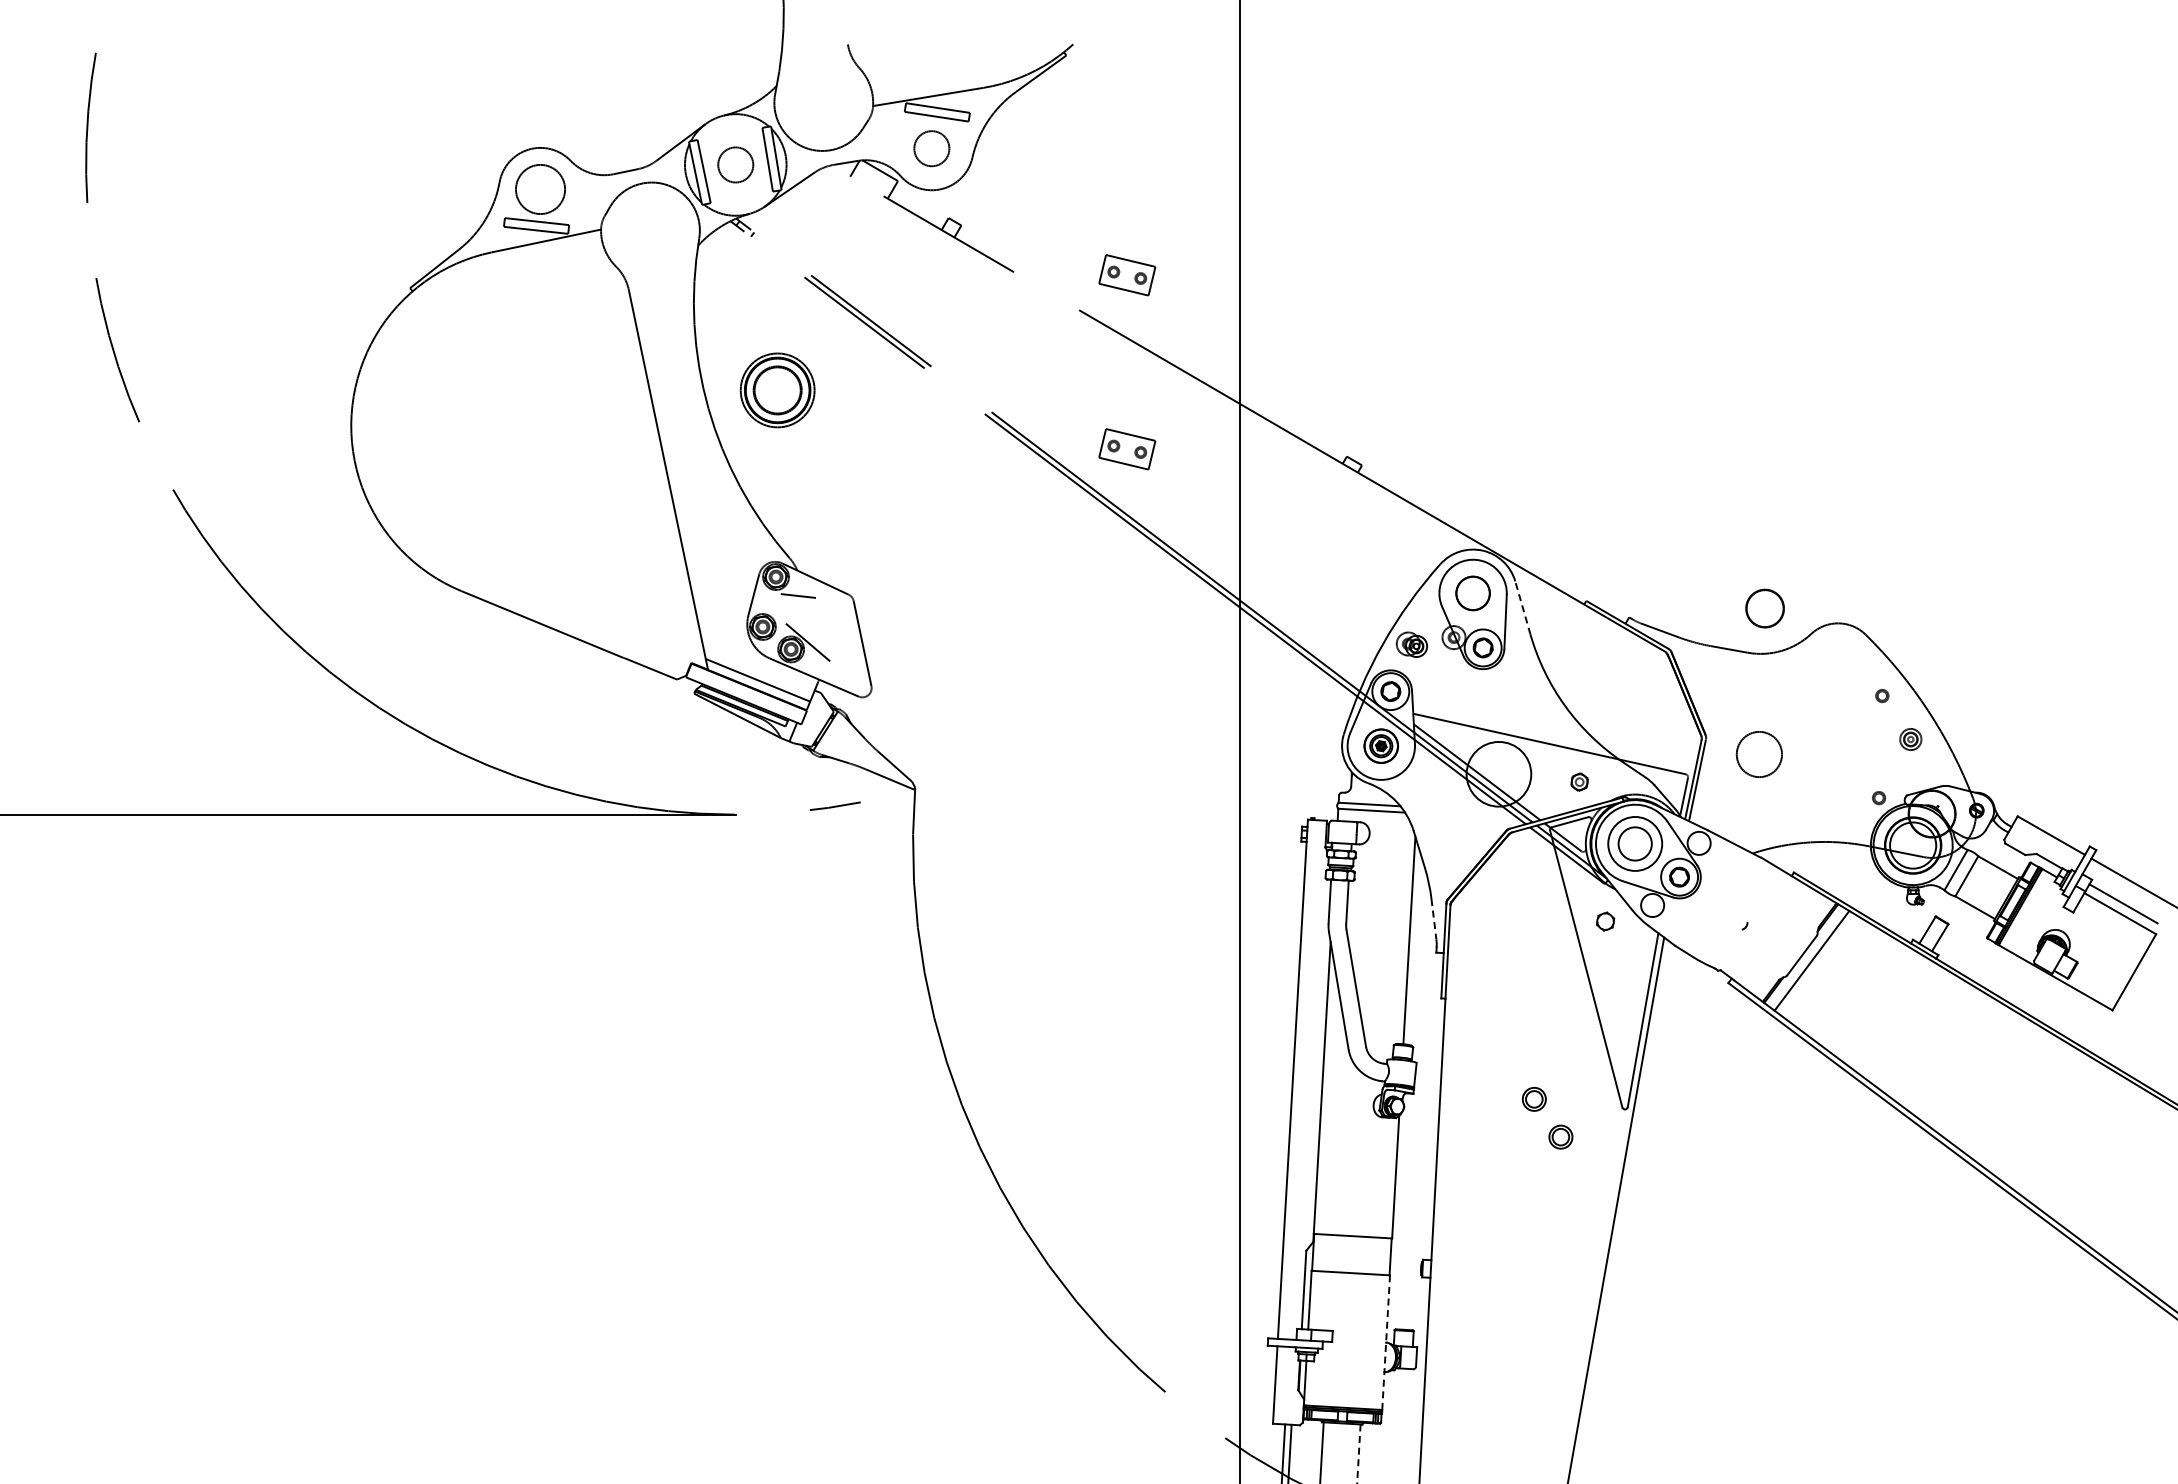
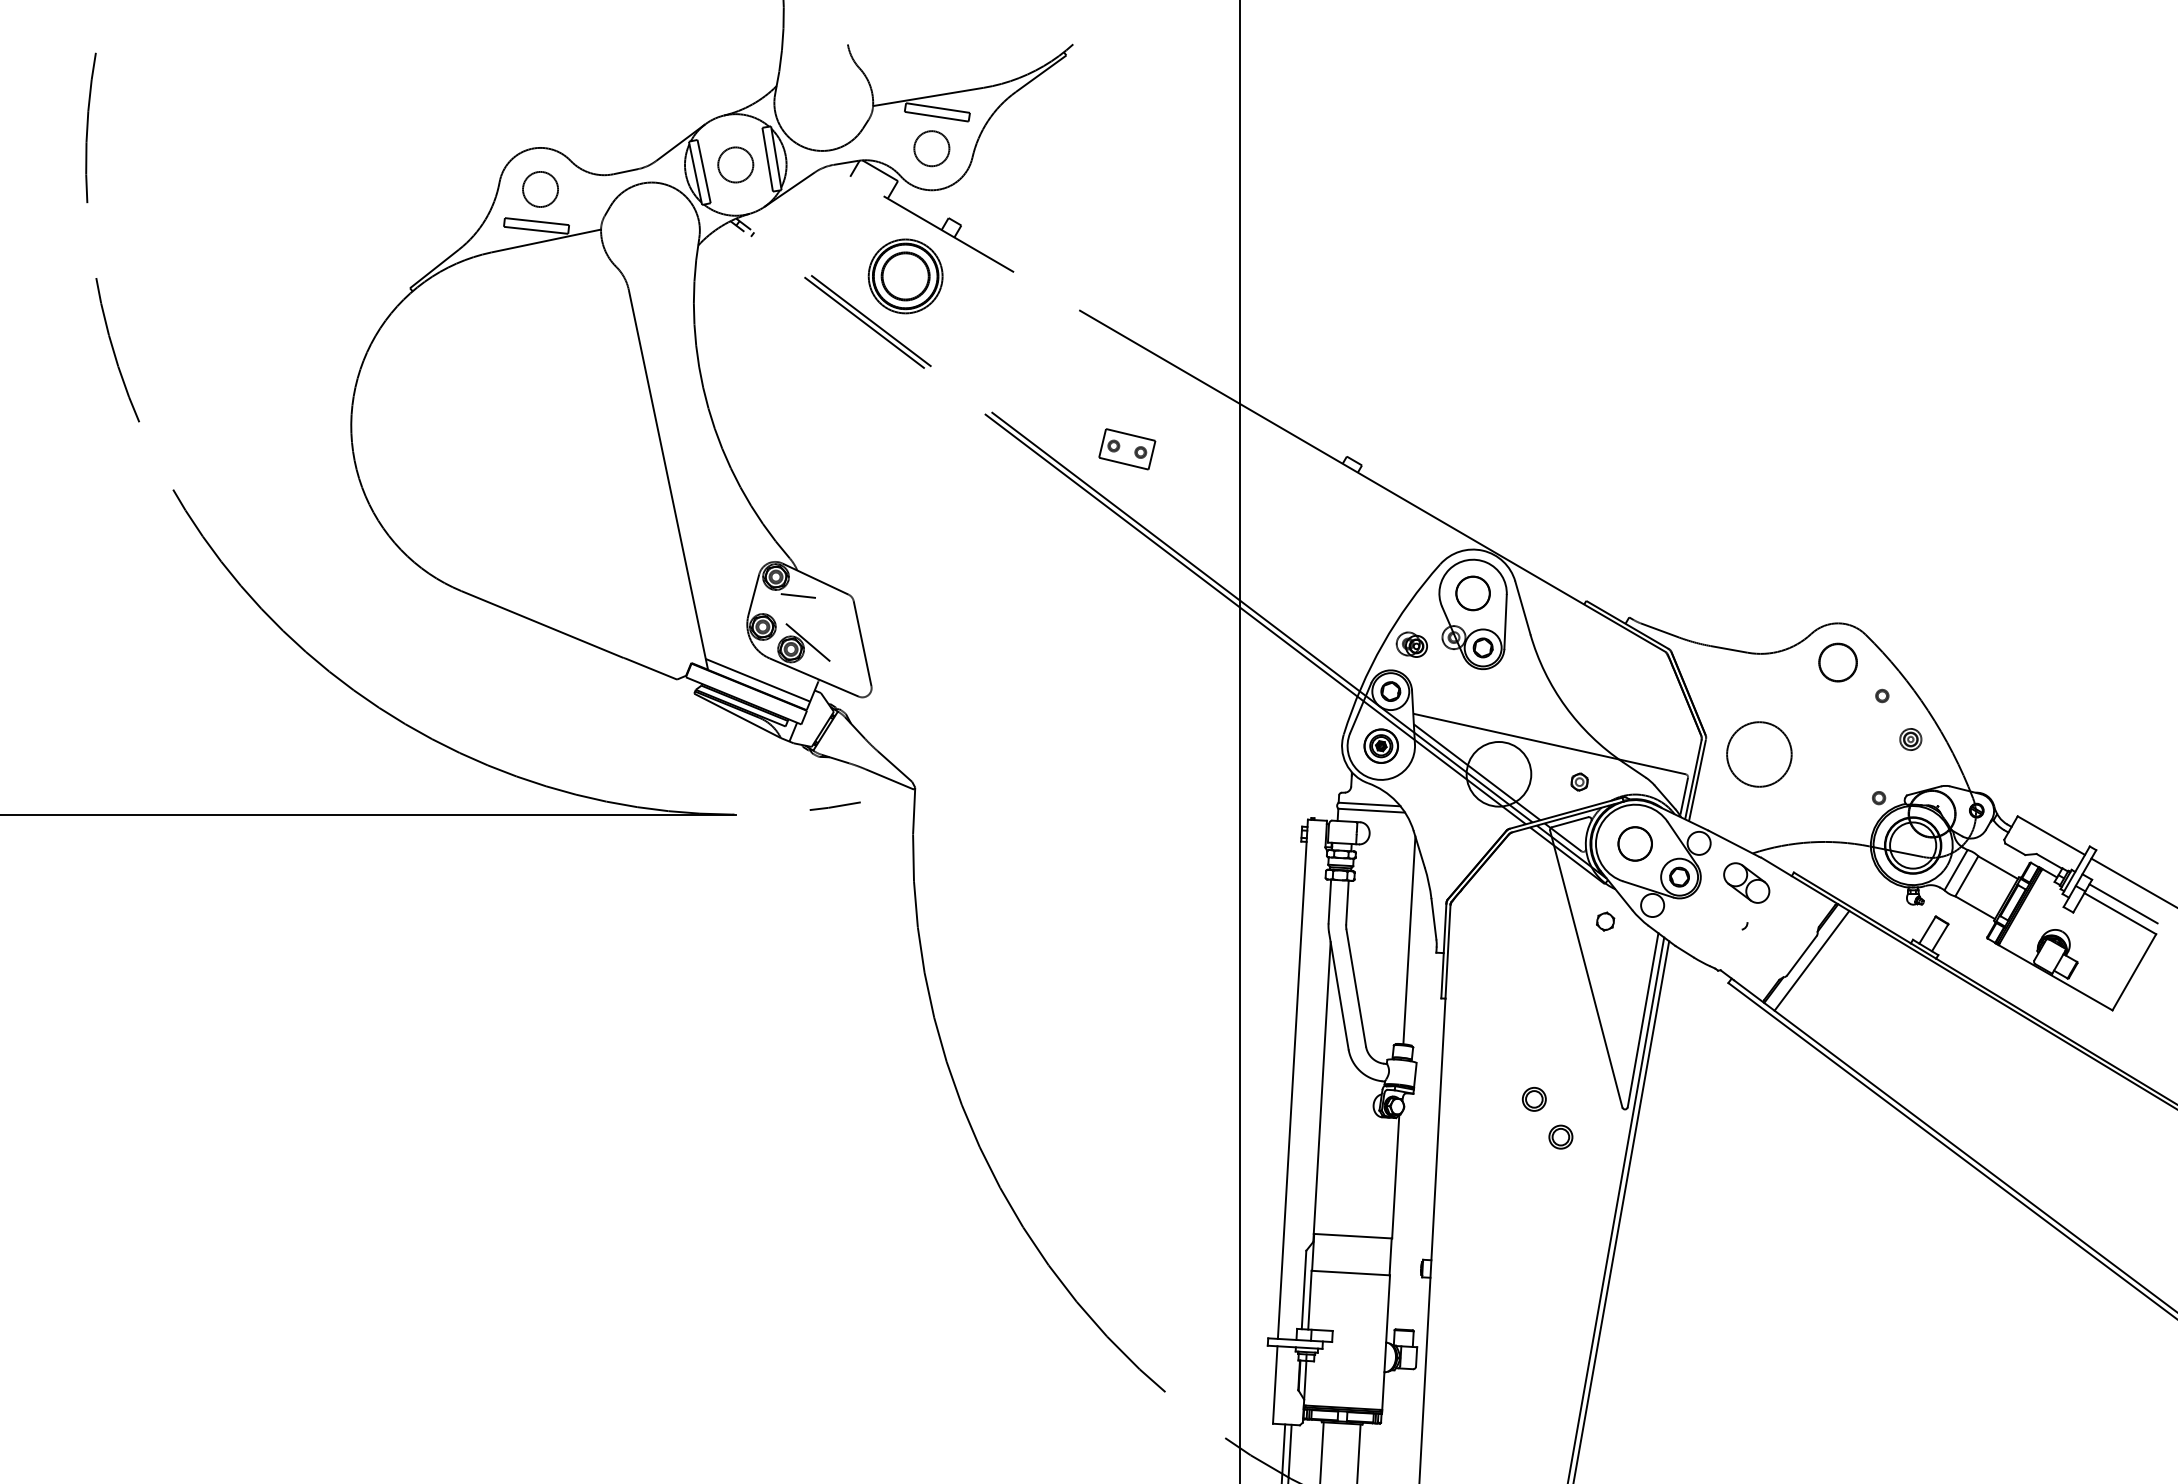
circle diameter: 49 px -> 35 px (540, 189)
part: present -> none (1127, 275)
part position: (777, 390) -> (905, 276) (905, 276)
line: dashed -> solid (1522, 607)
part position: (1764, 608) -> (1837, 662) (1837, 662)
circle diameter: 45 px -> 65 px (1759, 754)
circle diameter: 54 px -> 34 px (1635, 843)
part: none -> present (1746, 882)
line: dashed -> solid (1434, 919)
line: none -> present (1621, 1210)
line: dashed -> solid (1386, 1343)
line: dashed -> solid (1358, 1454)
